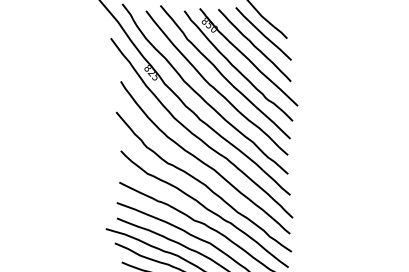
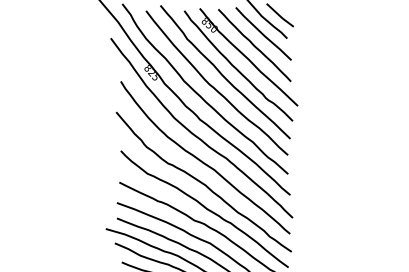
line: none -> present (280, 15)
